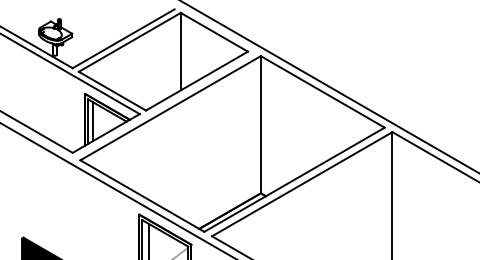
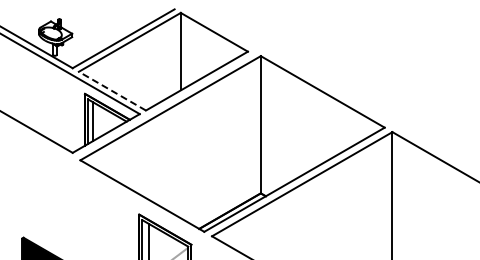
line: present -> none (329, 86)
line: solid -> dashed (112, 91)
line: present -> none (117, 190)
